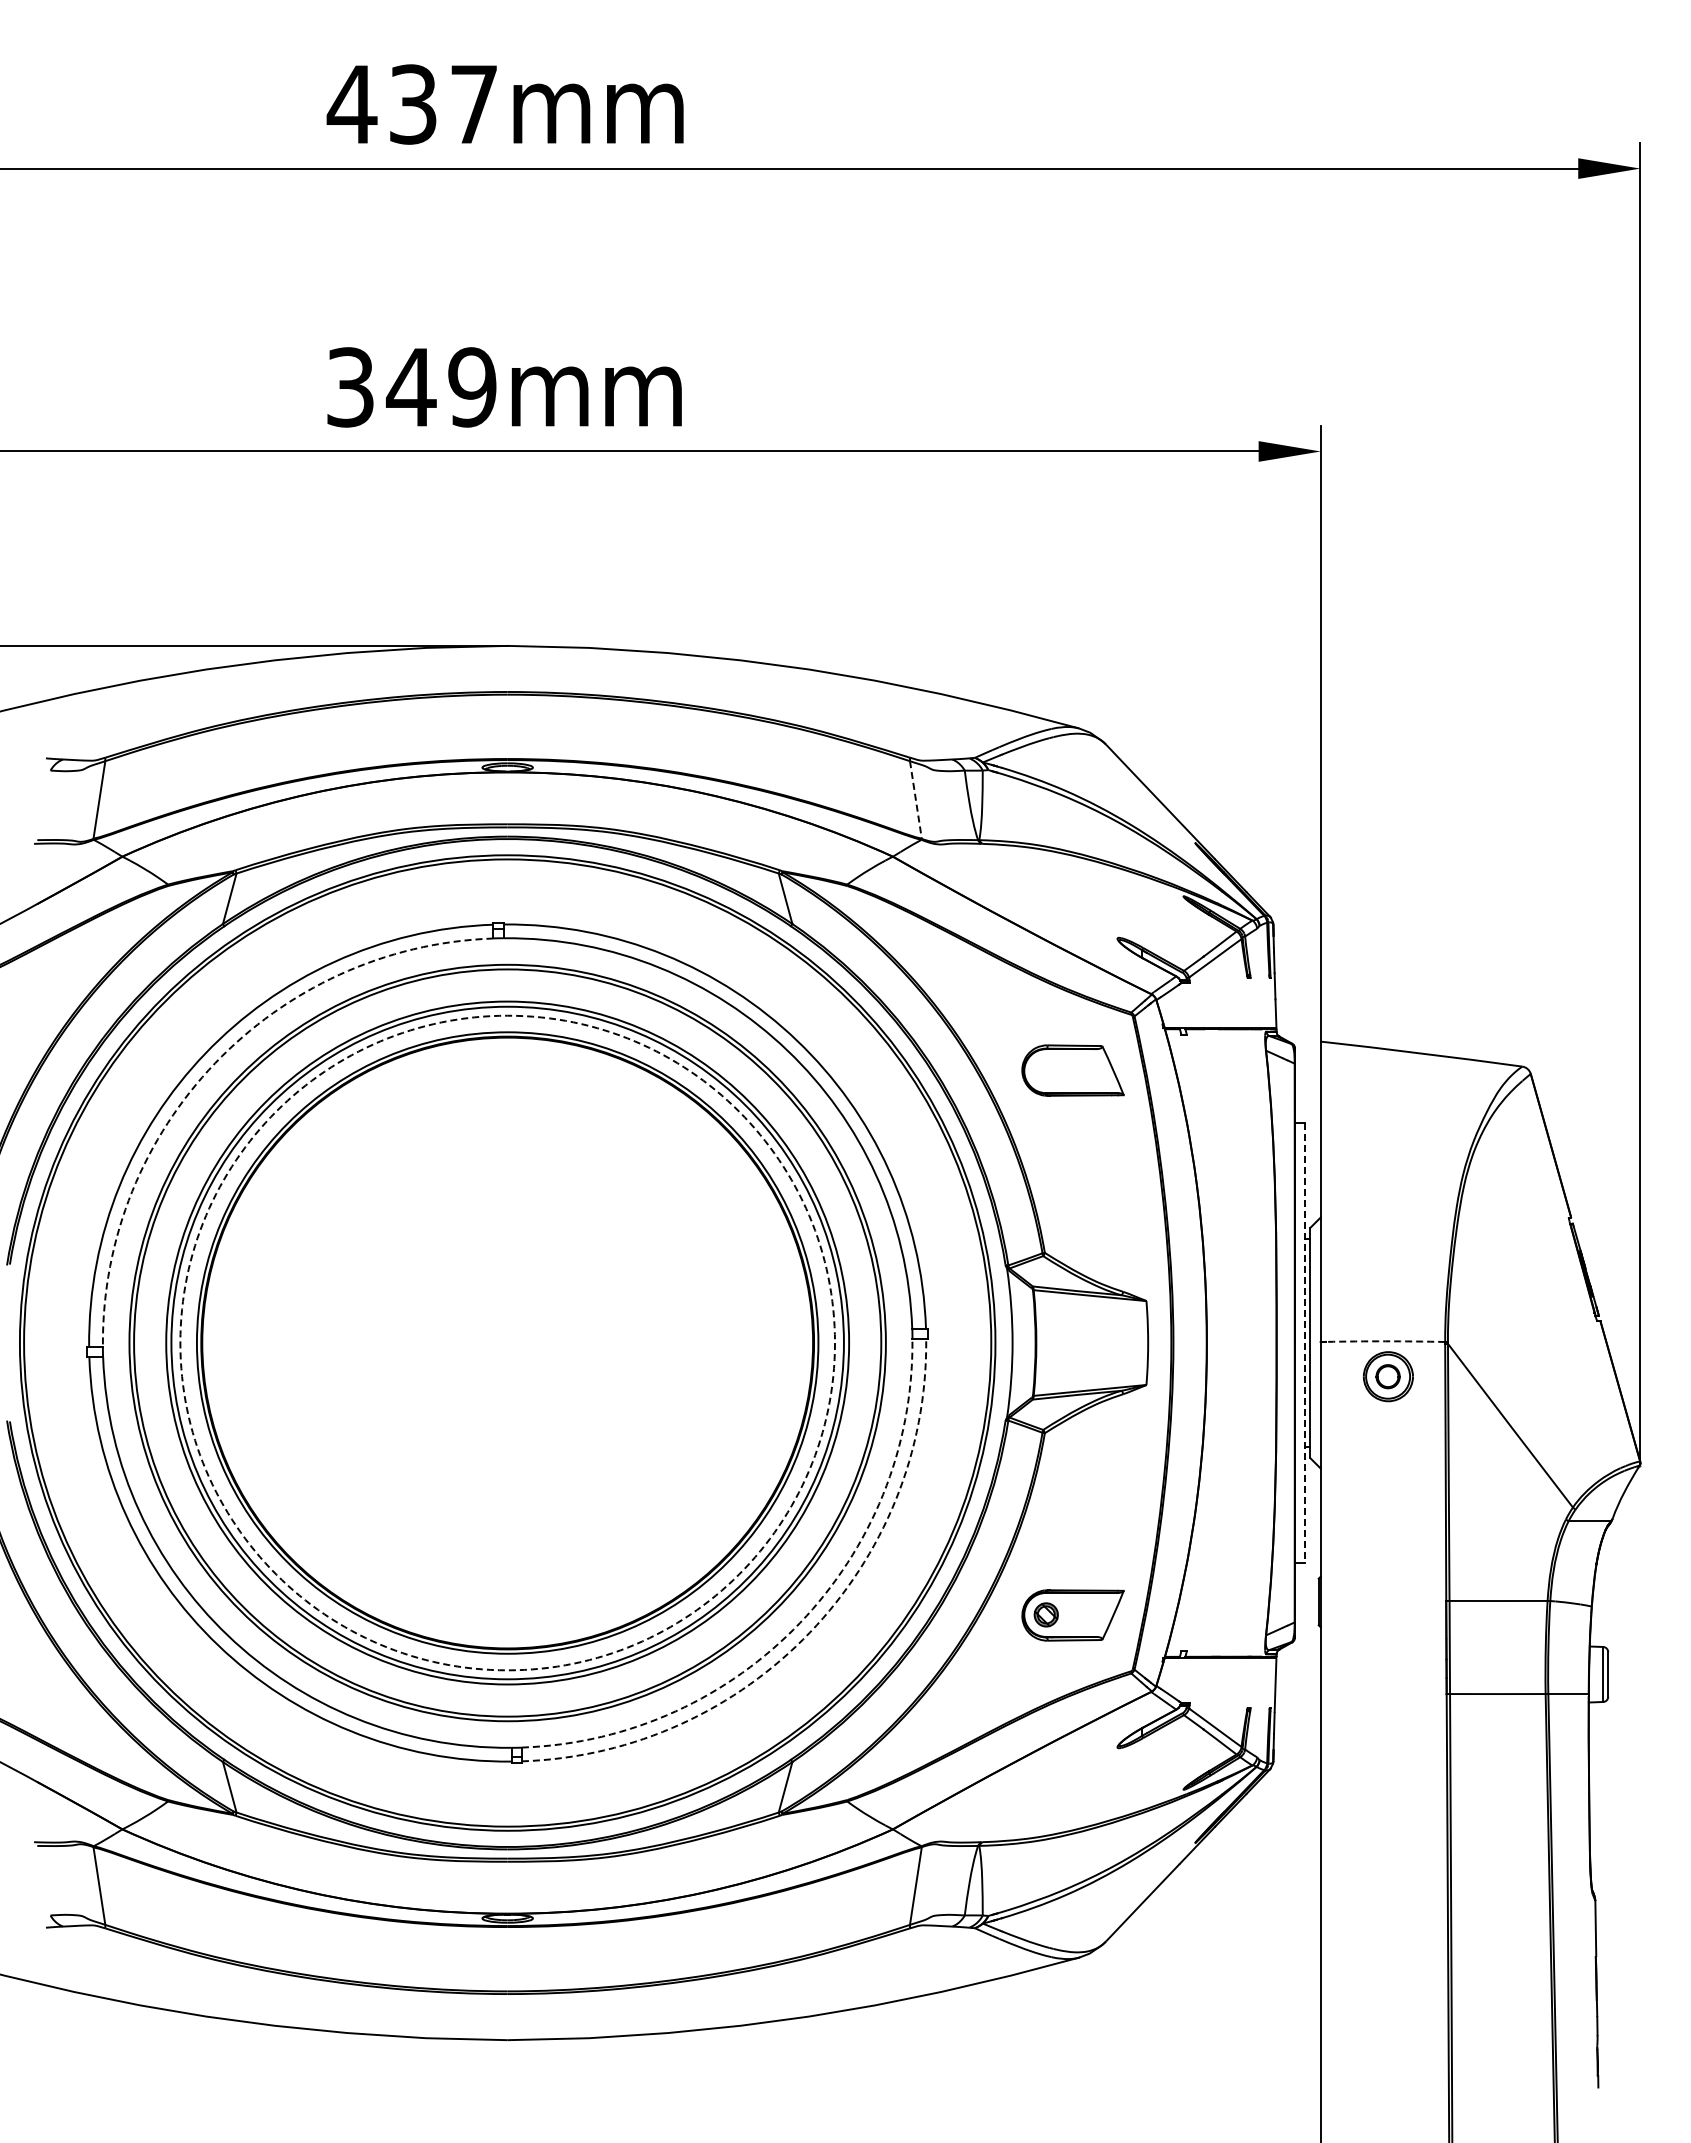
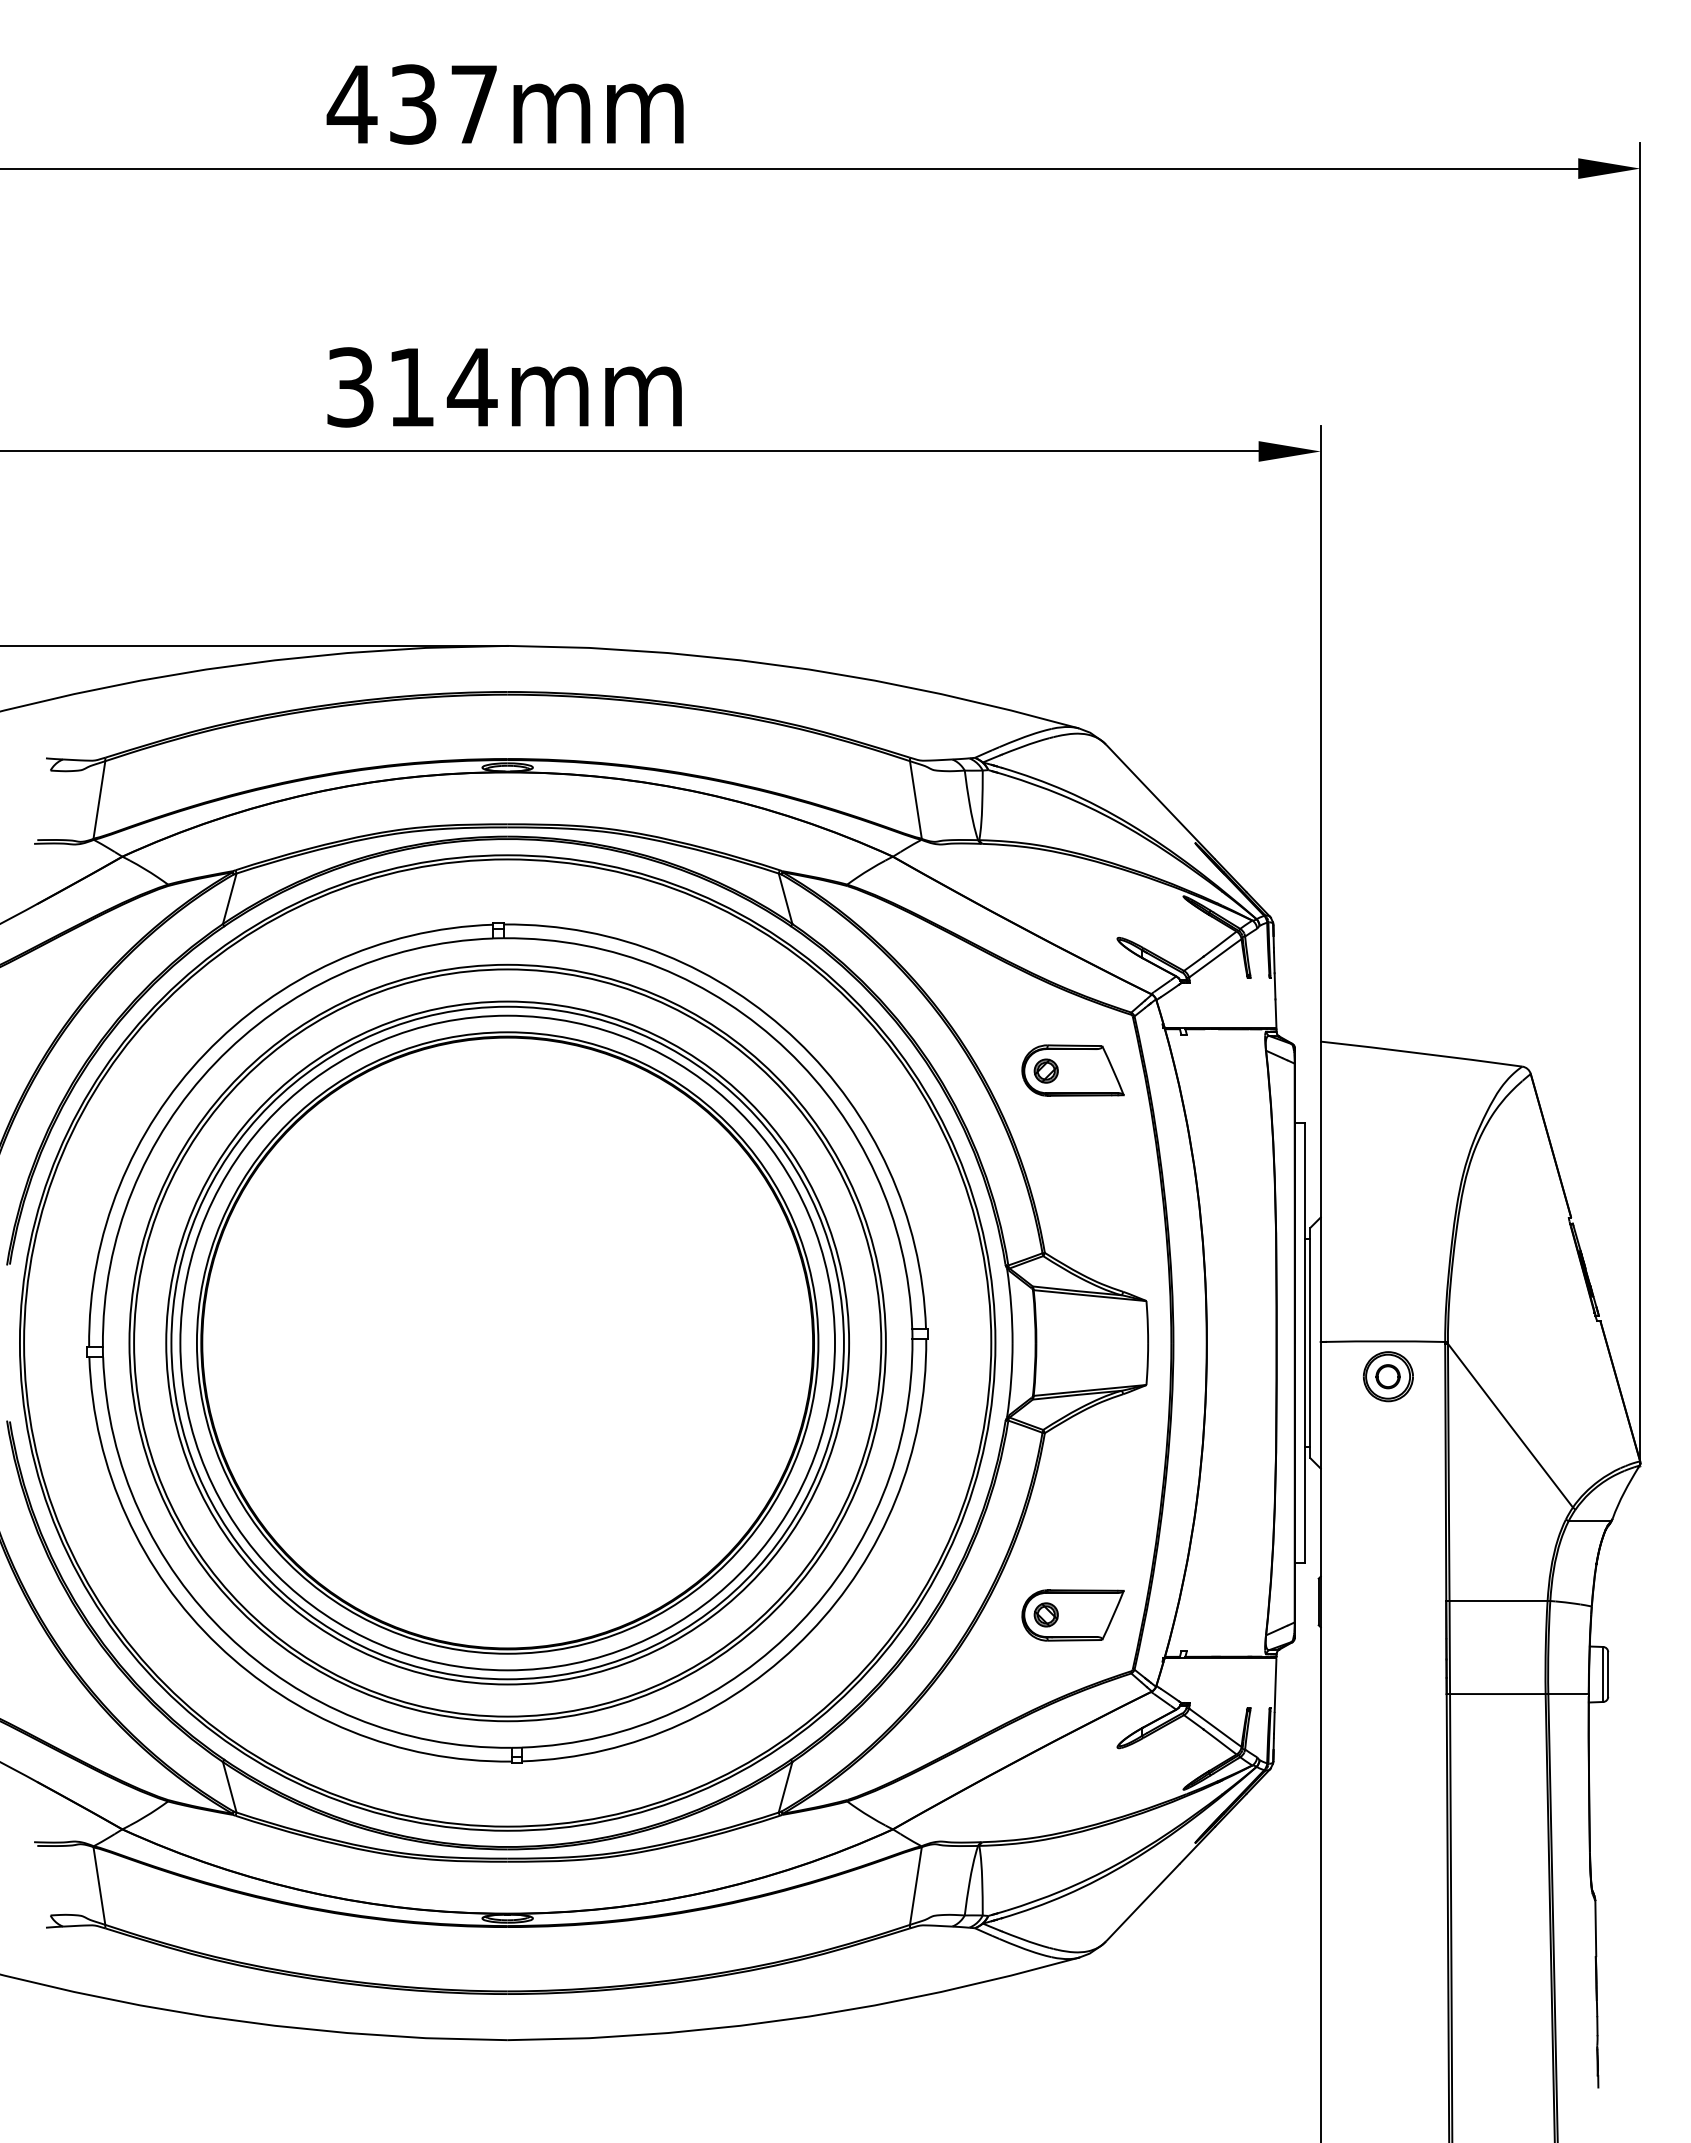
text: 349mm -> 314mm (441, 387)
line: dashed -> solid (915, 800)
arc: dashed -> solid (215, 1063)
part: none -> present (1045, 1070)
arc: dashed -> solid (1385, 1341)
circle: dashed -> solid (507, 1342)
line: dashed -> solid (1305, 1343)
arc: dashed -> solid (800, 1622)
arc: dashed -> solid (810, 1632)
